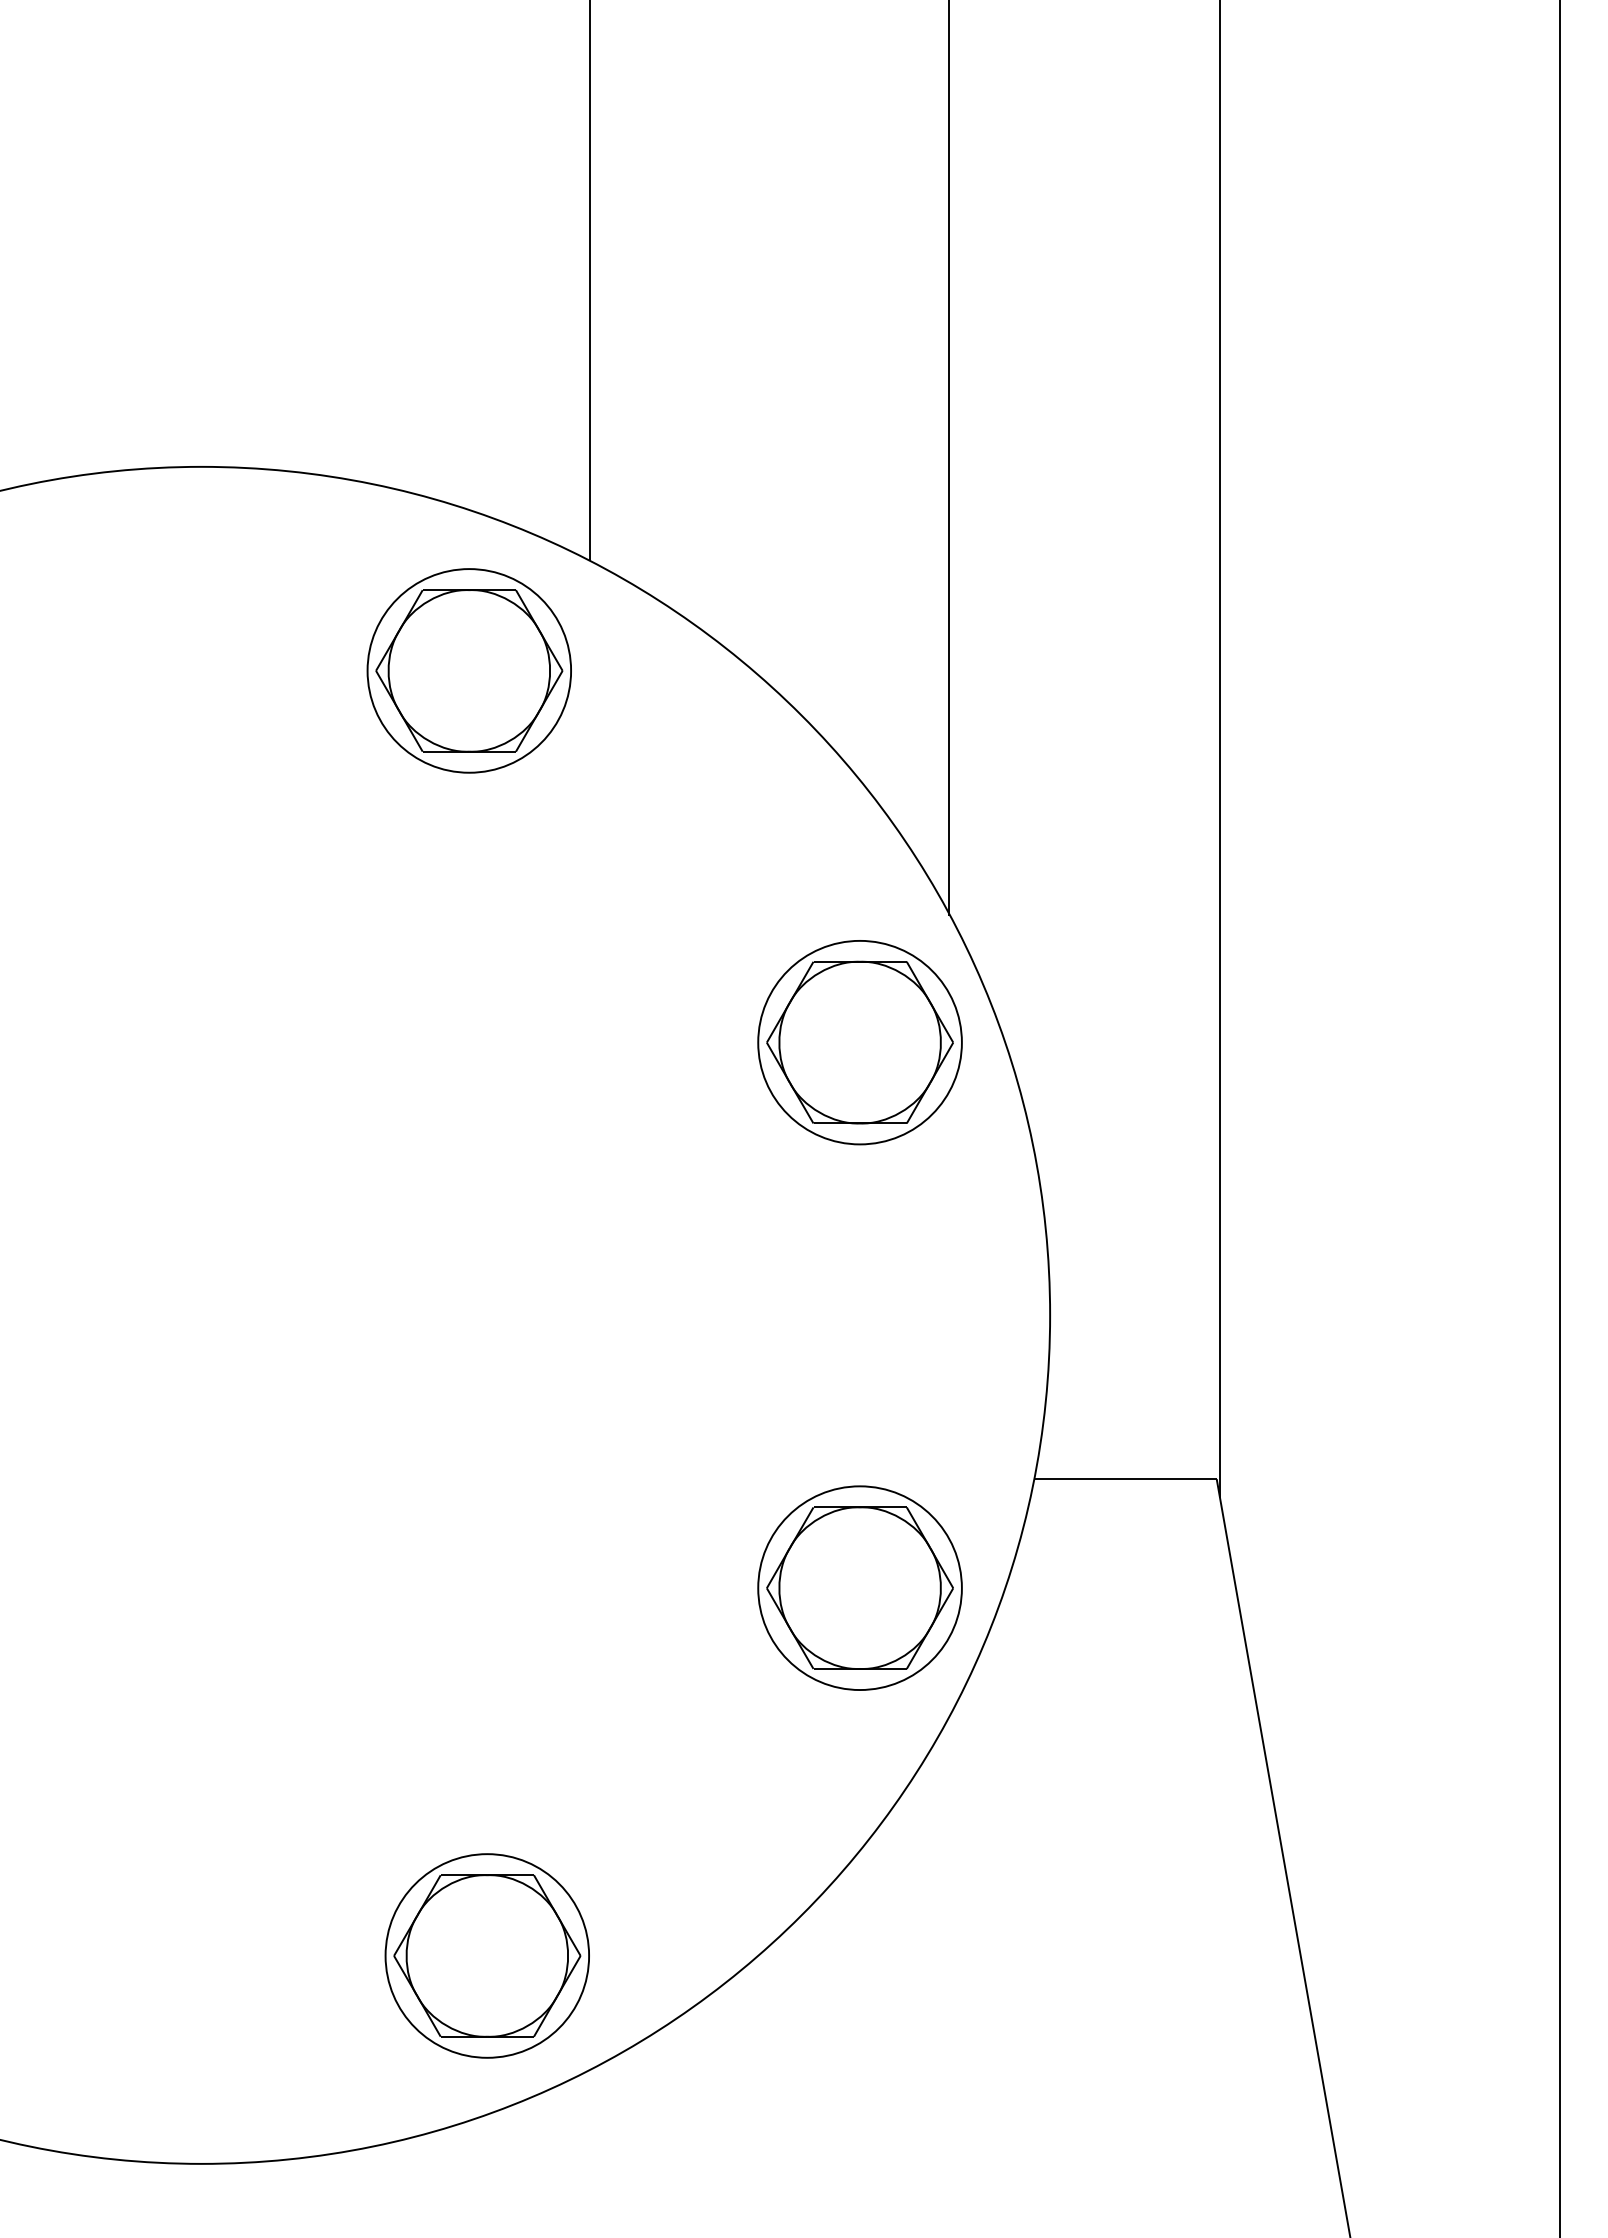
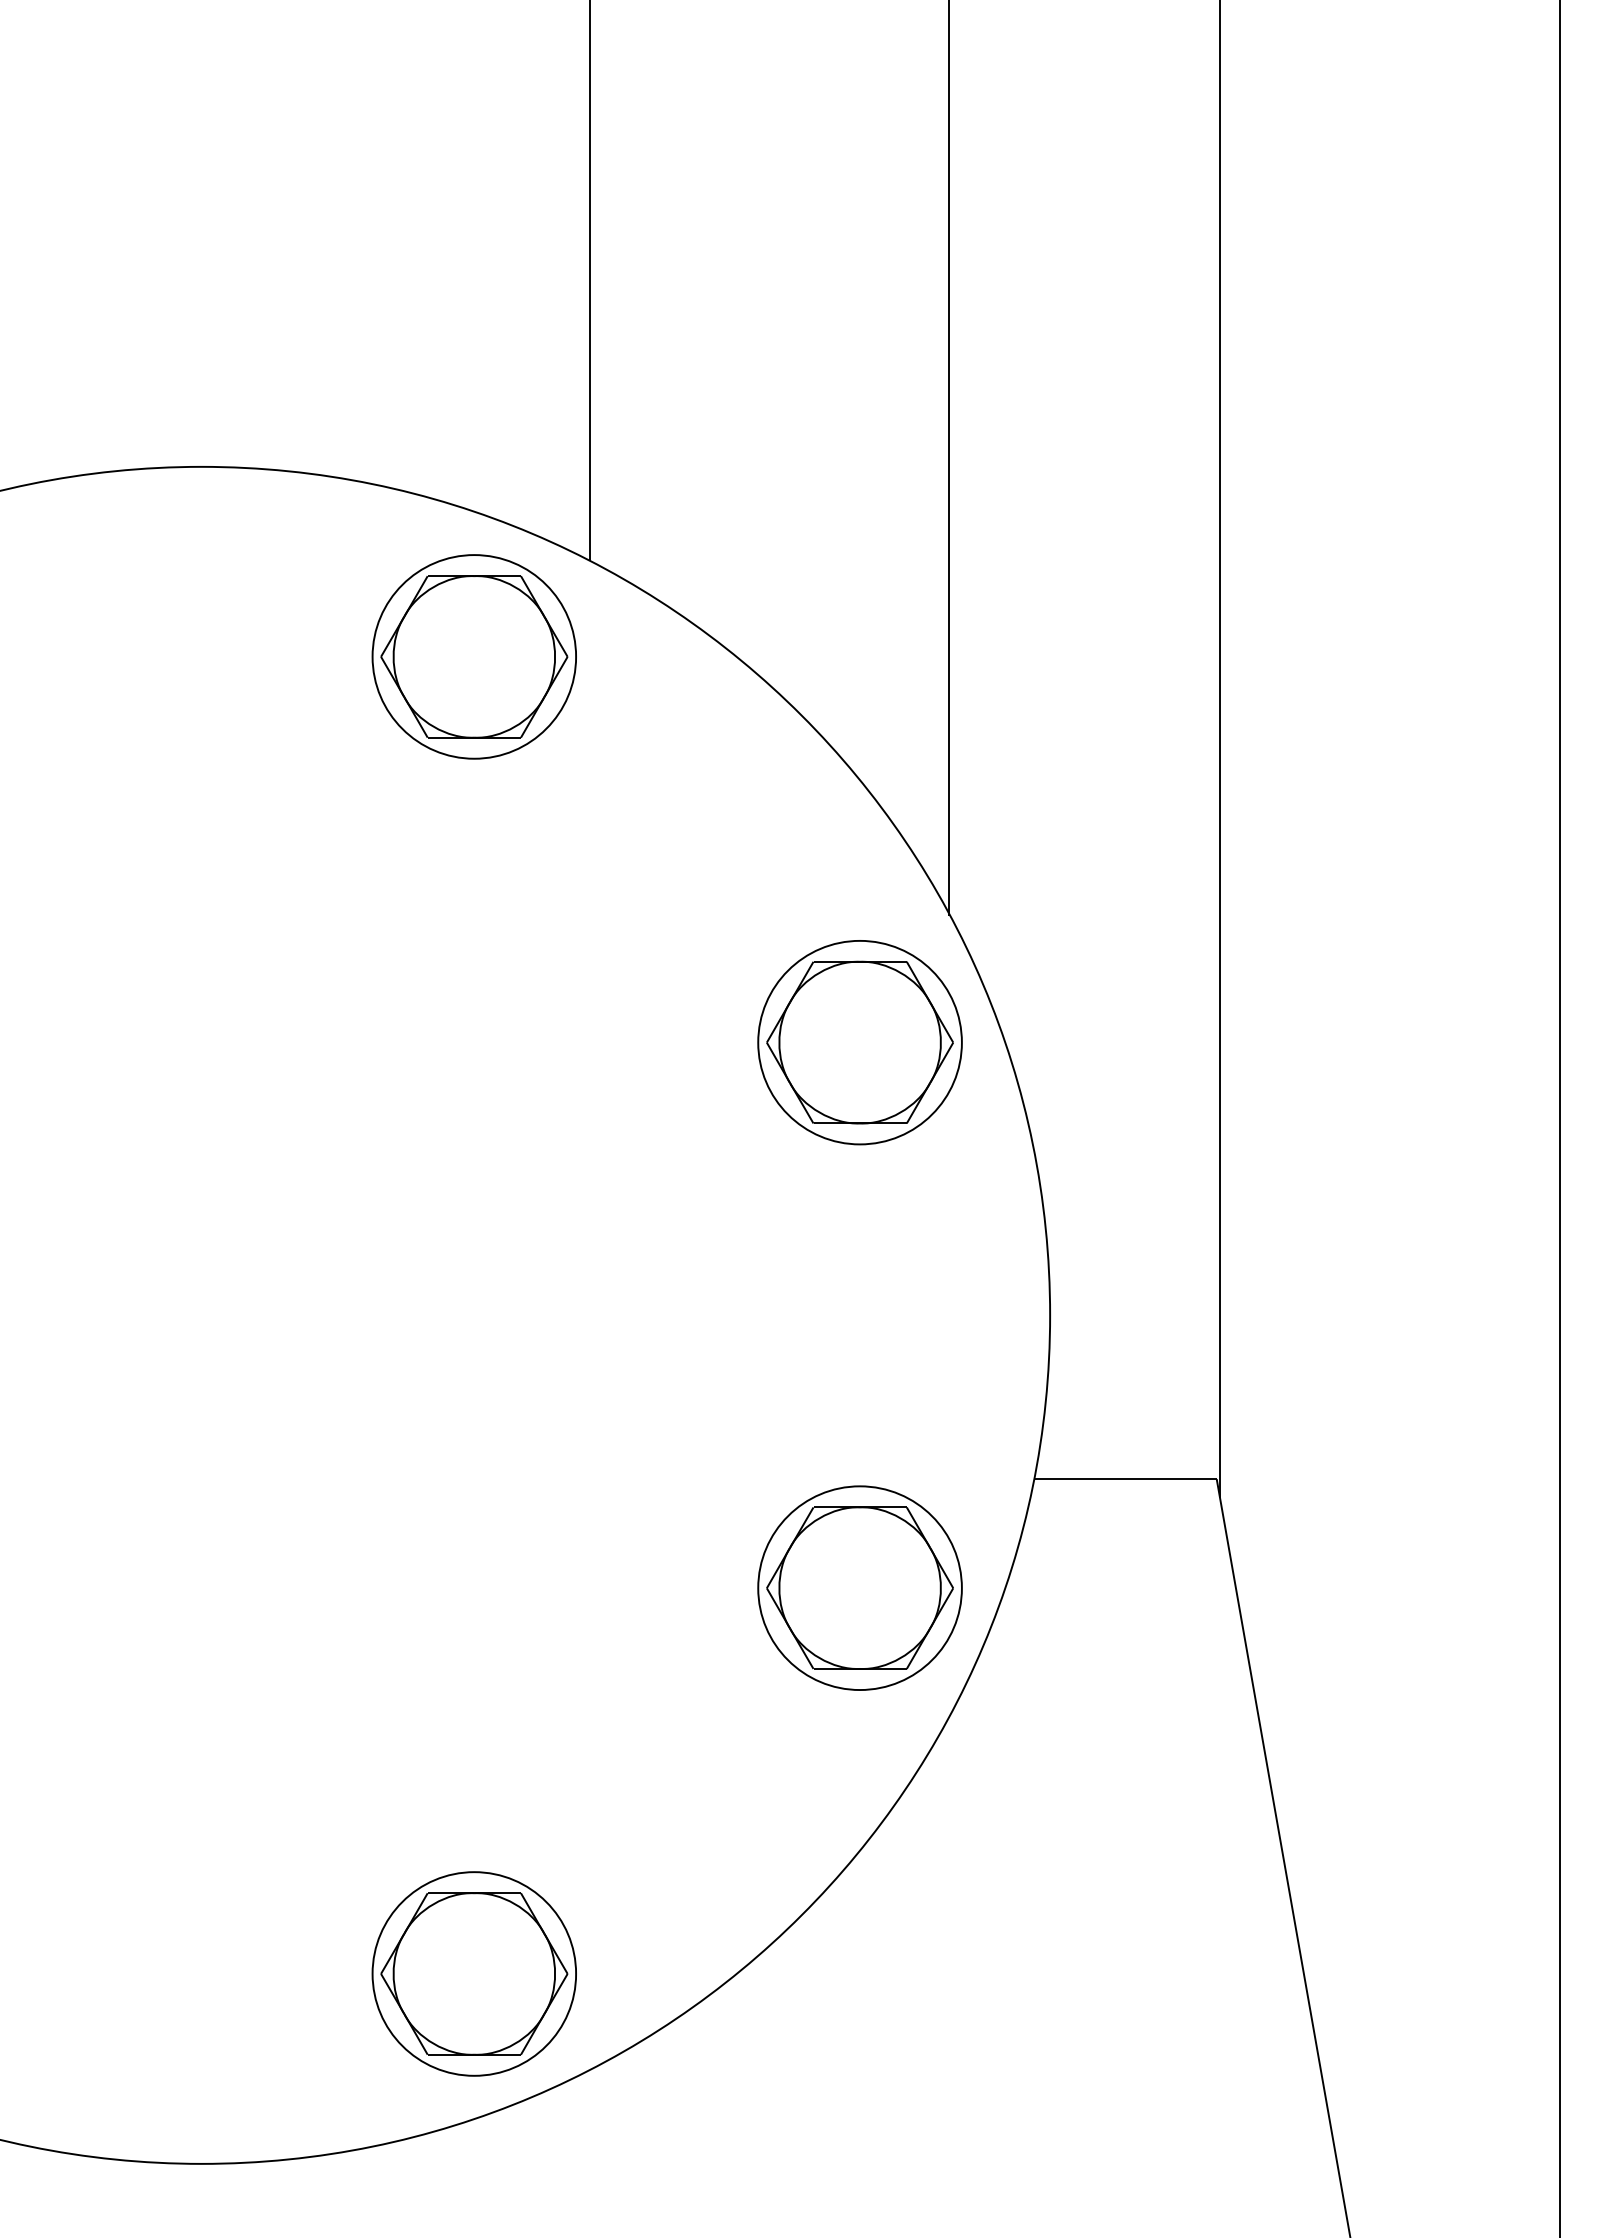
part position: (468, 670) -> (473, 656) (473, 656)
part position: (486, 1955) -> (473, 1973) (473, 1973)
